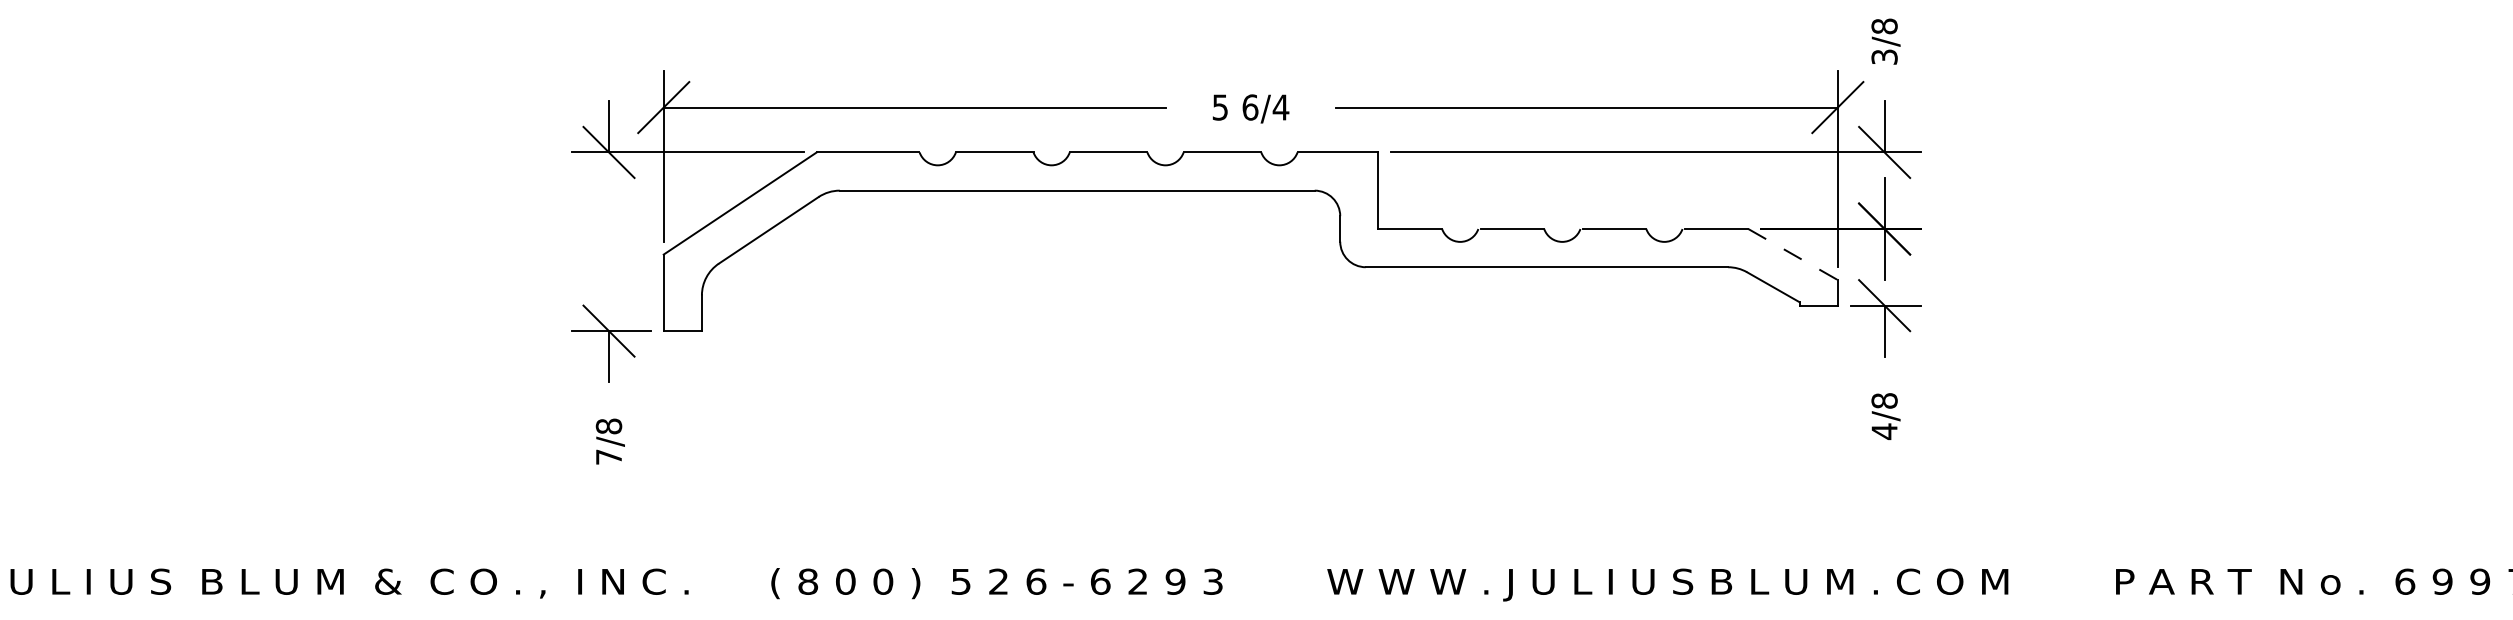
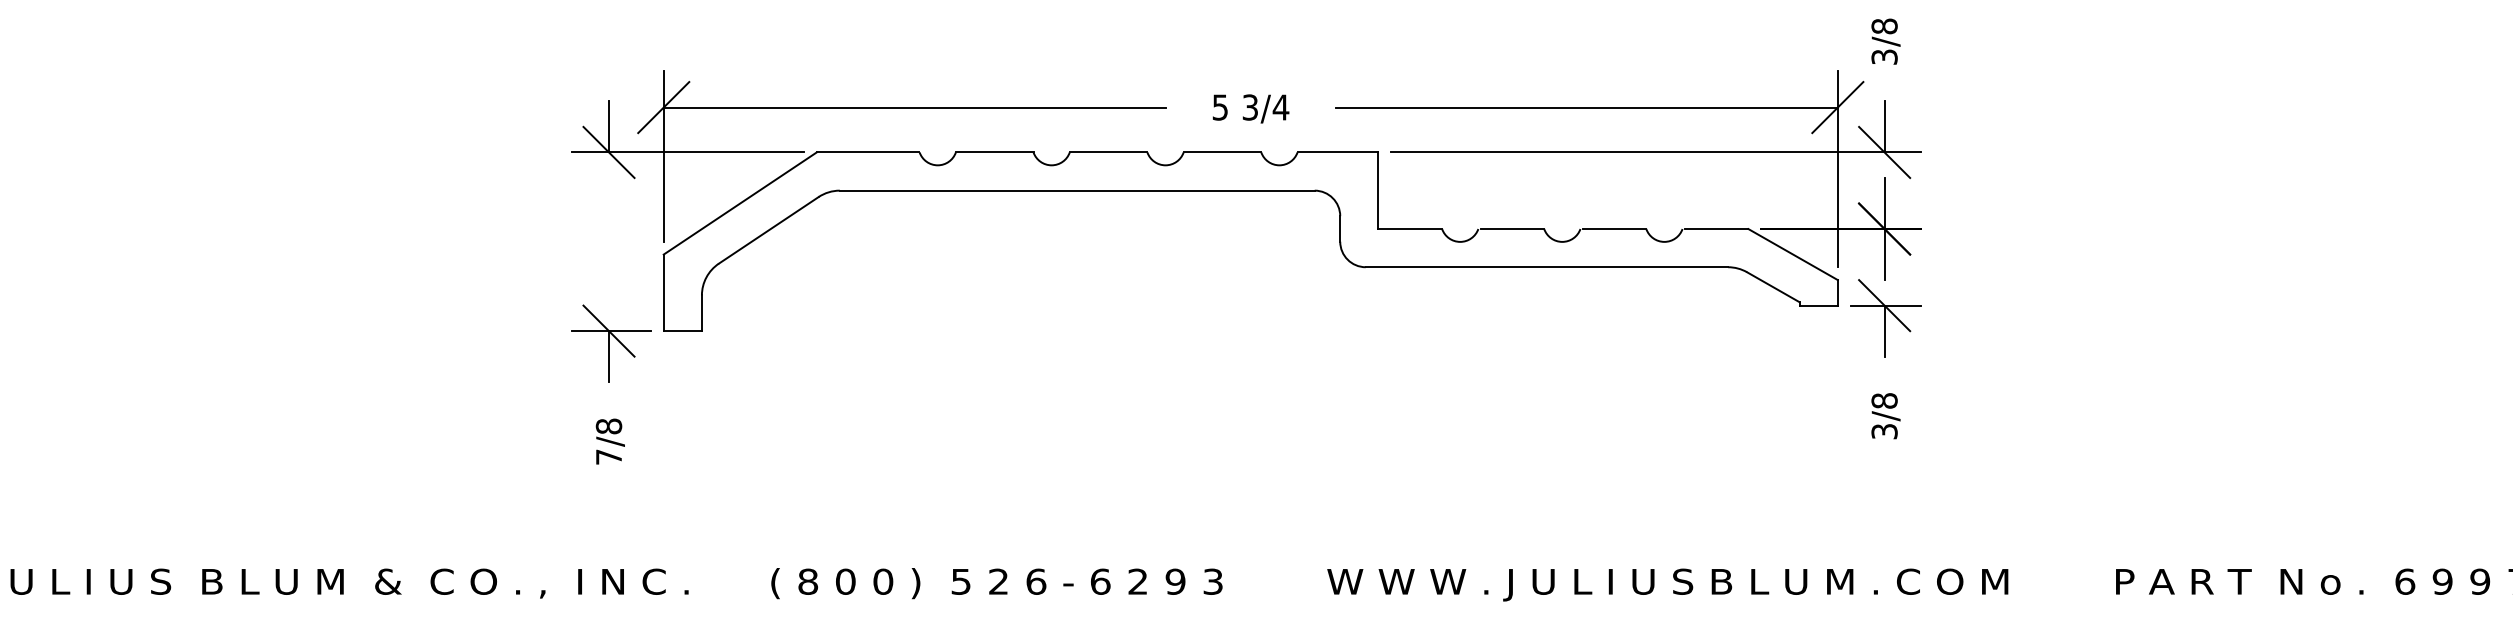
text: 6/4 -> 3/4 (1250, 107)
line: dashed -> solid (1793, 254)
text: 4/8 -> 3/8 (1884, 431)
